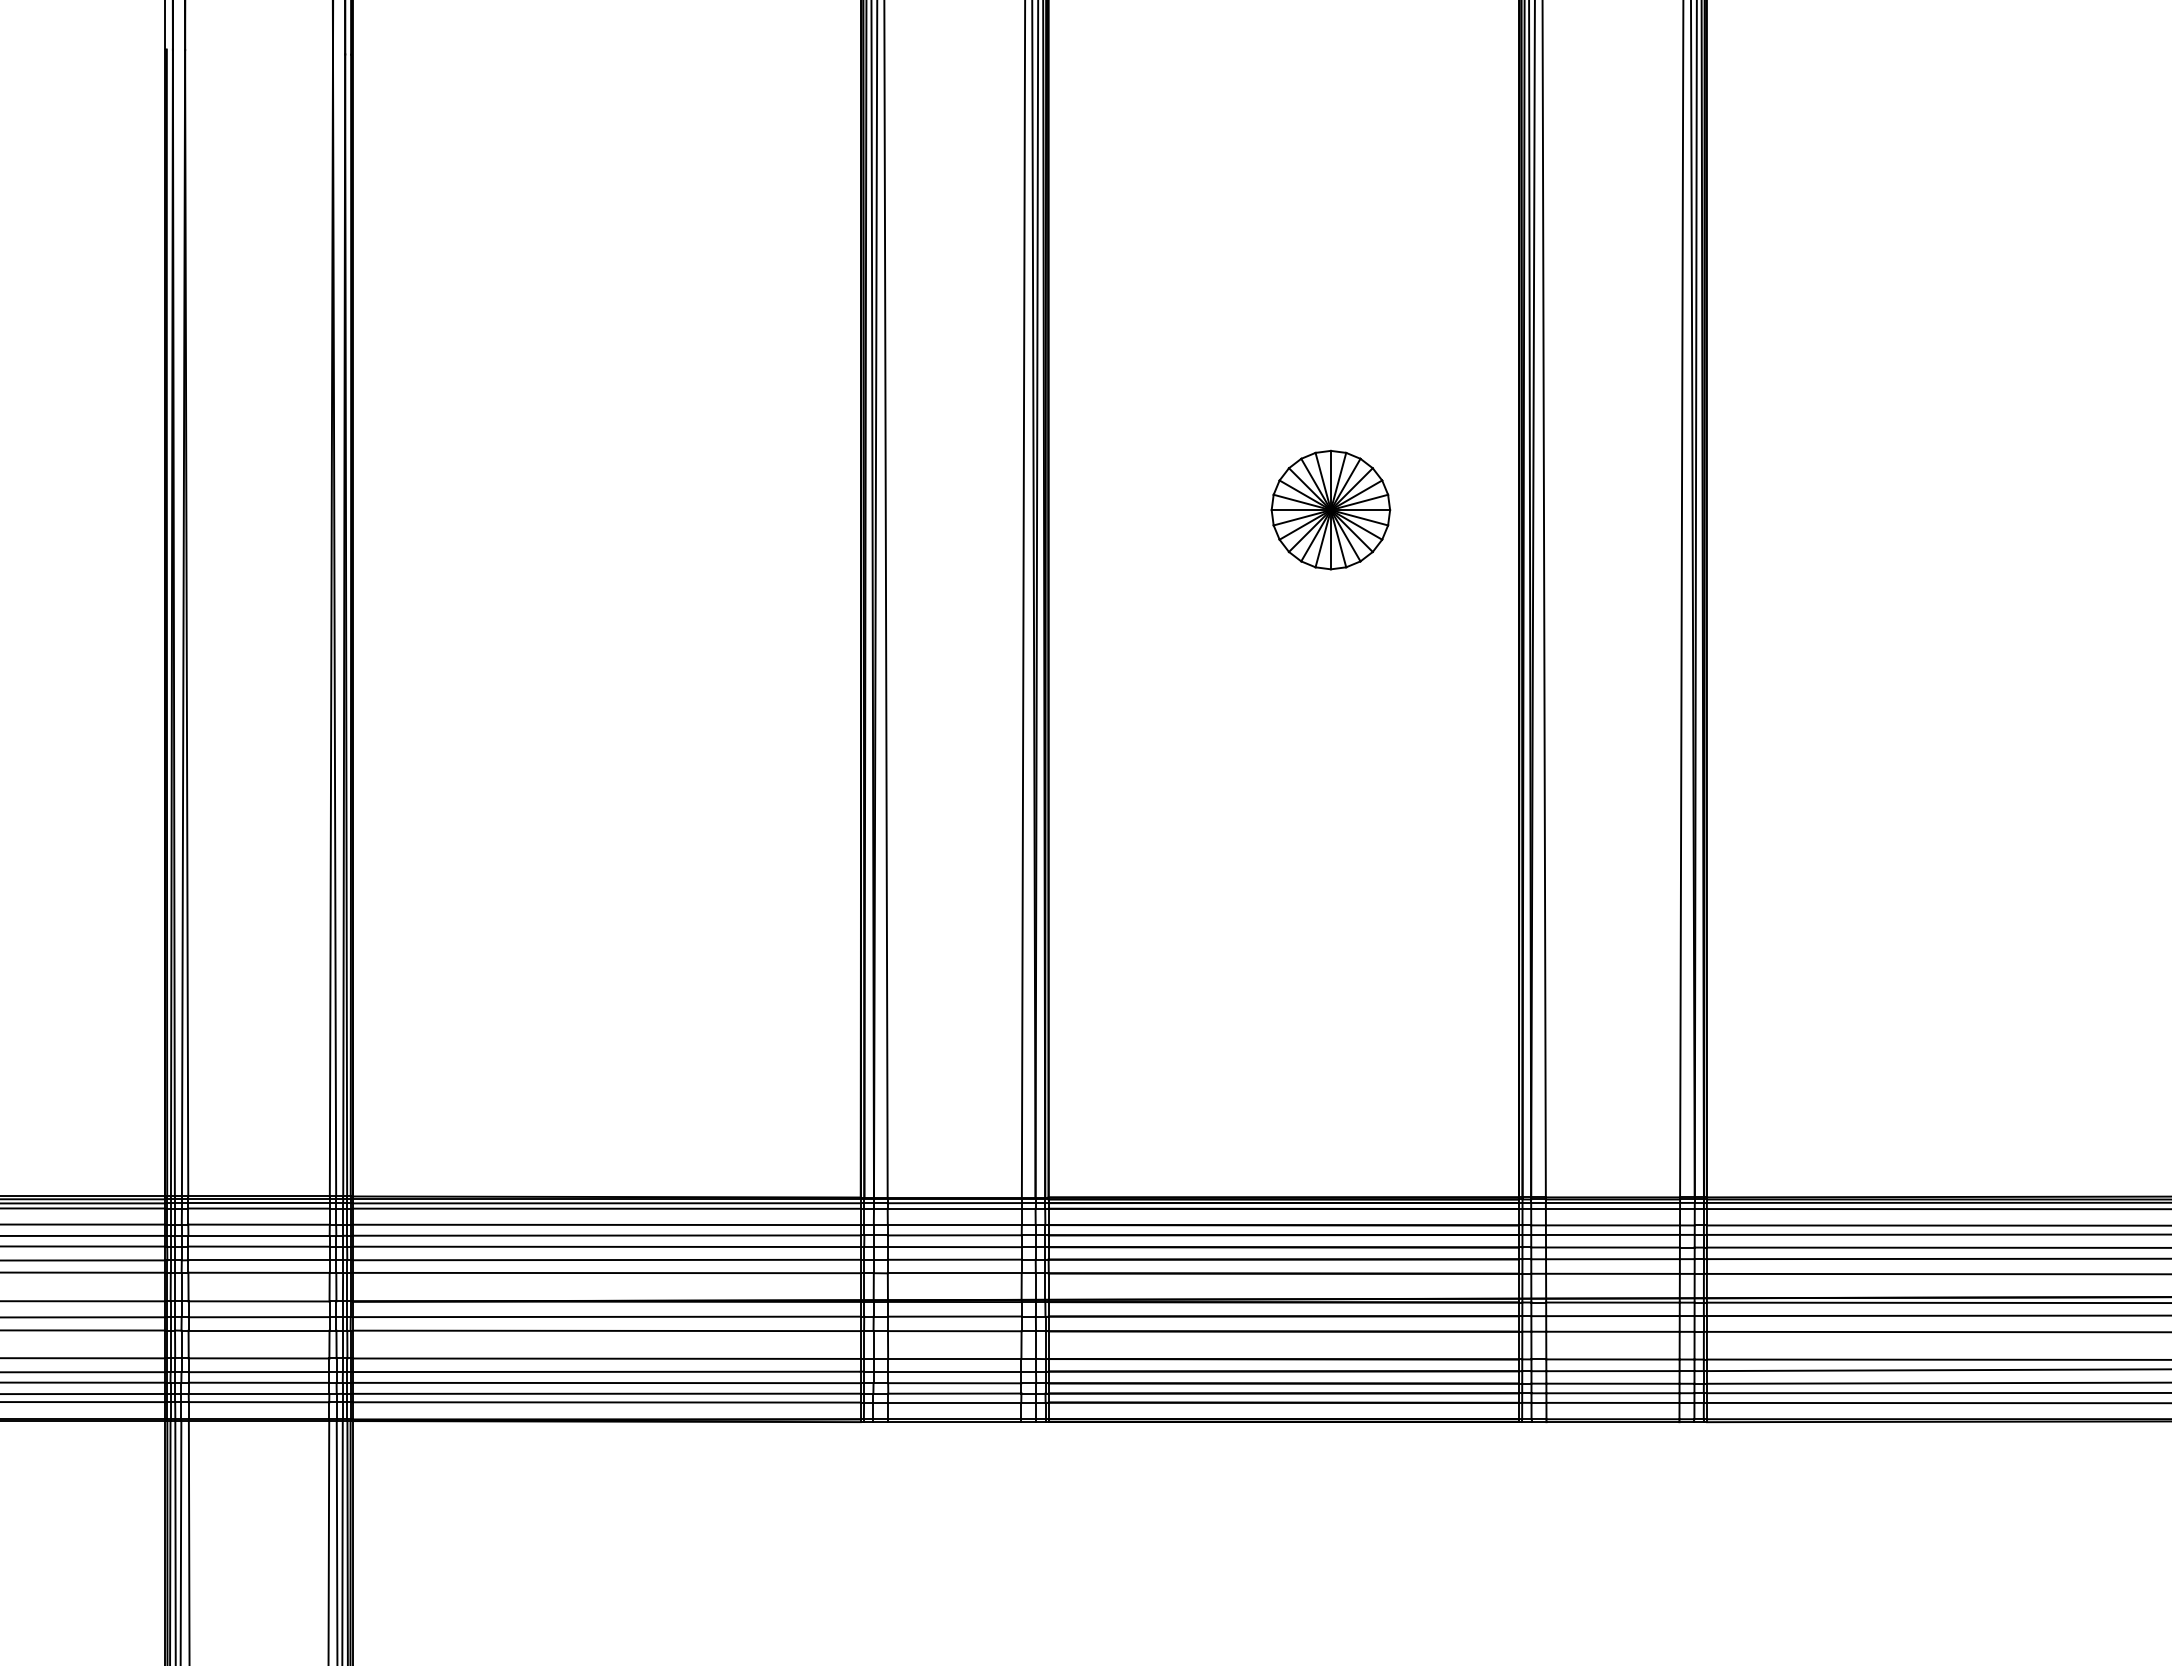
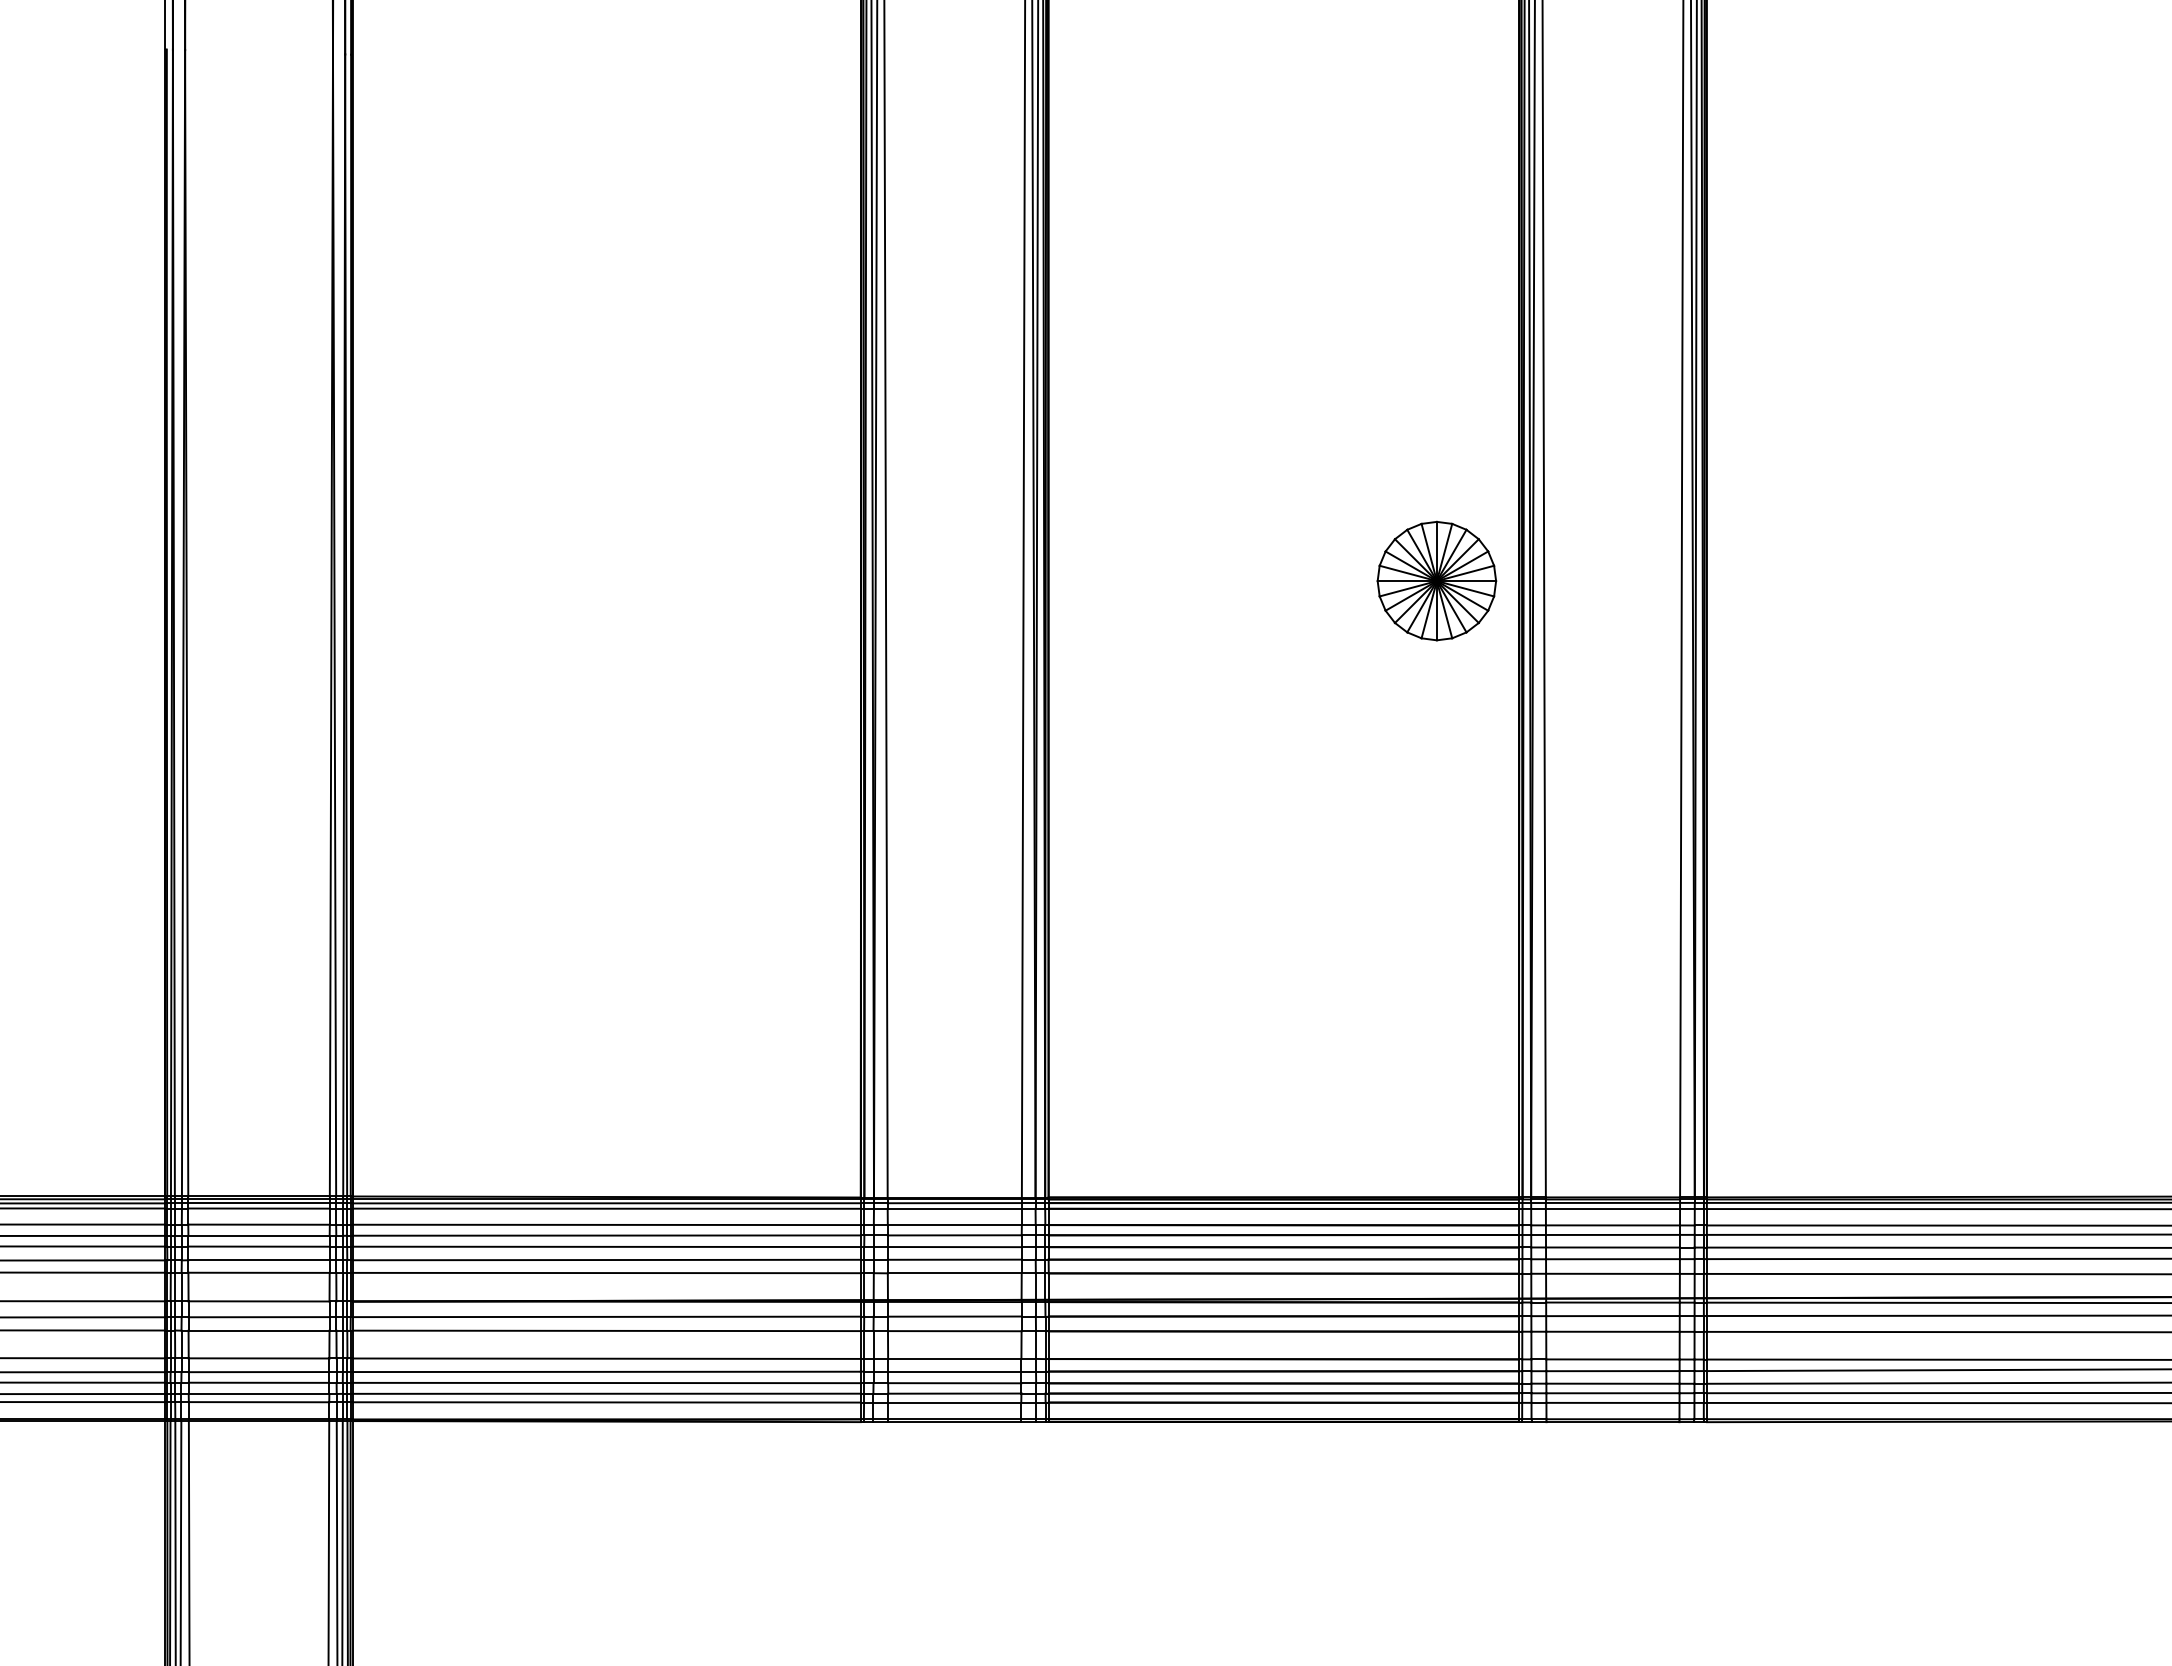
part position: (1330, 509) -> (1436, 580) (1436, 580)
